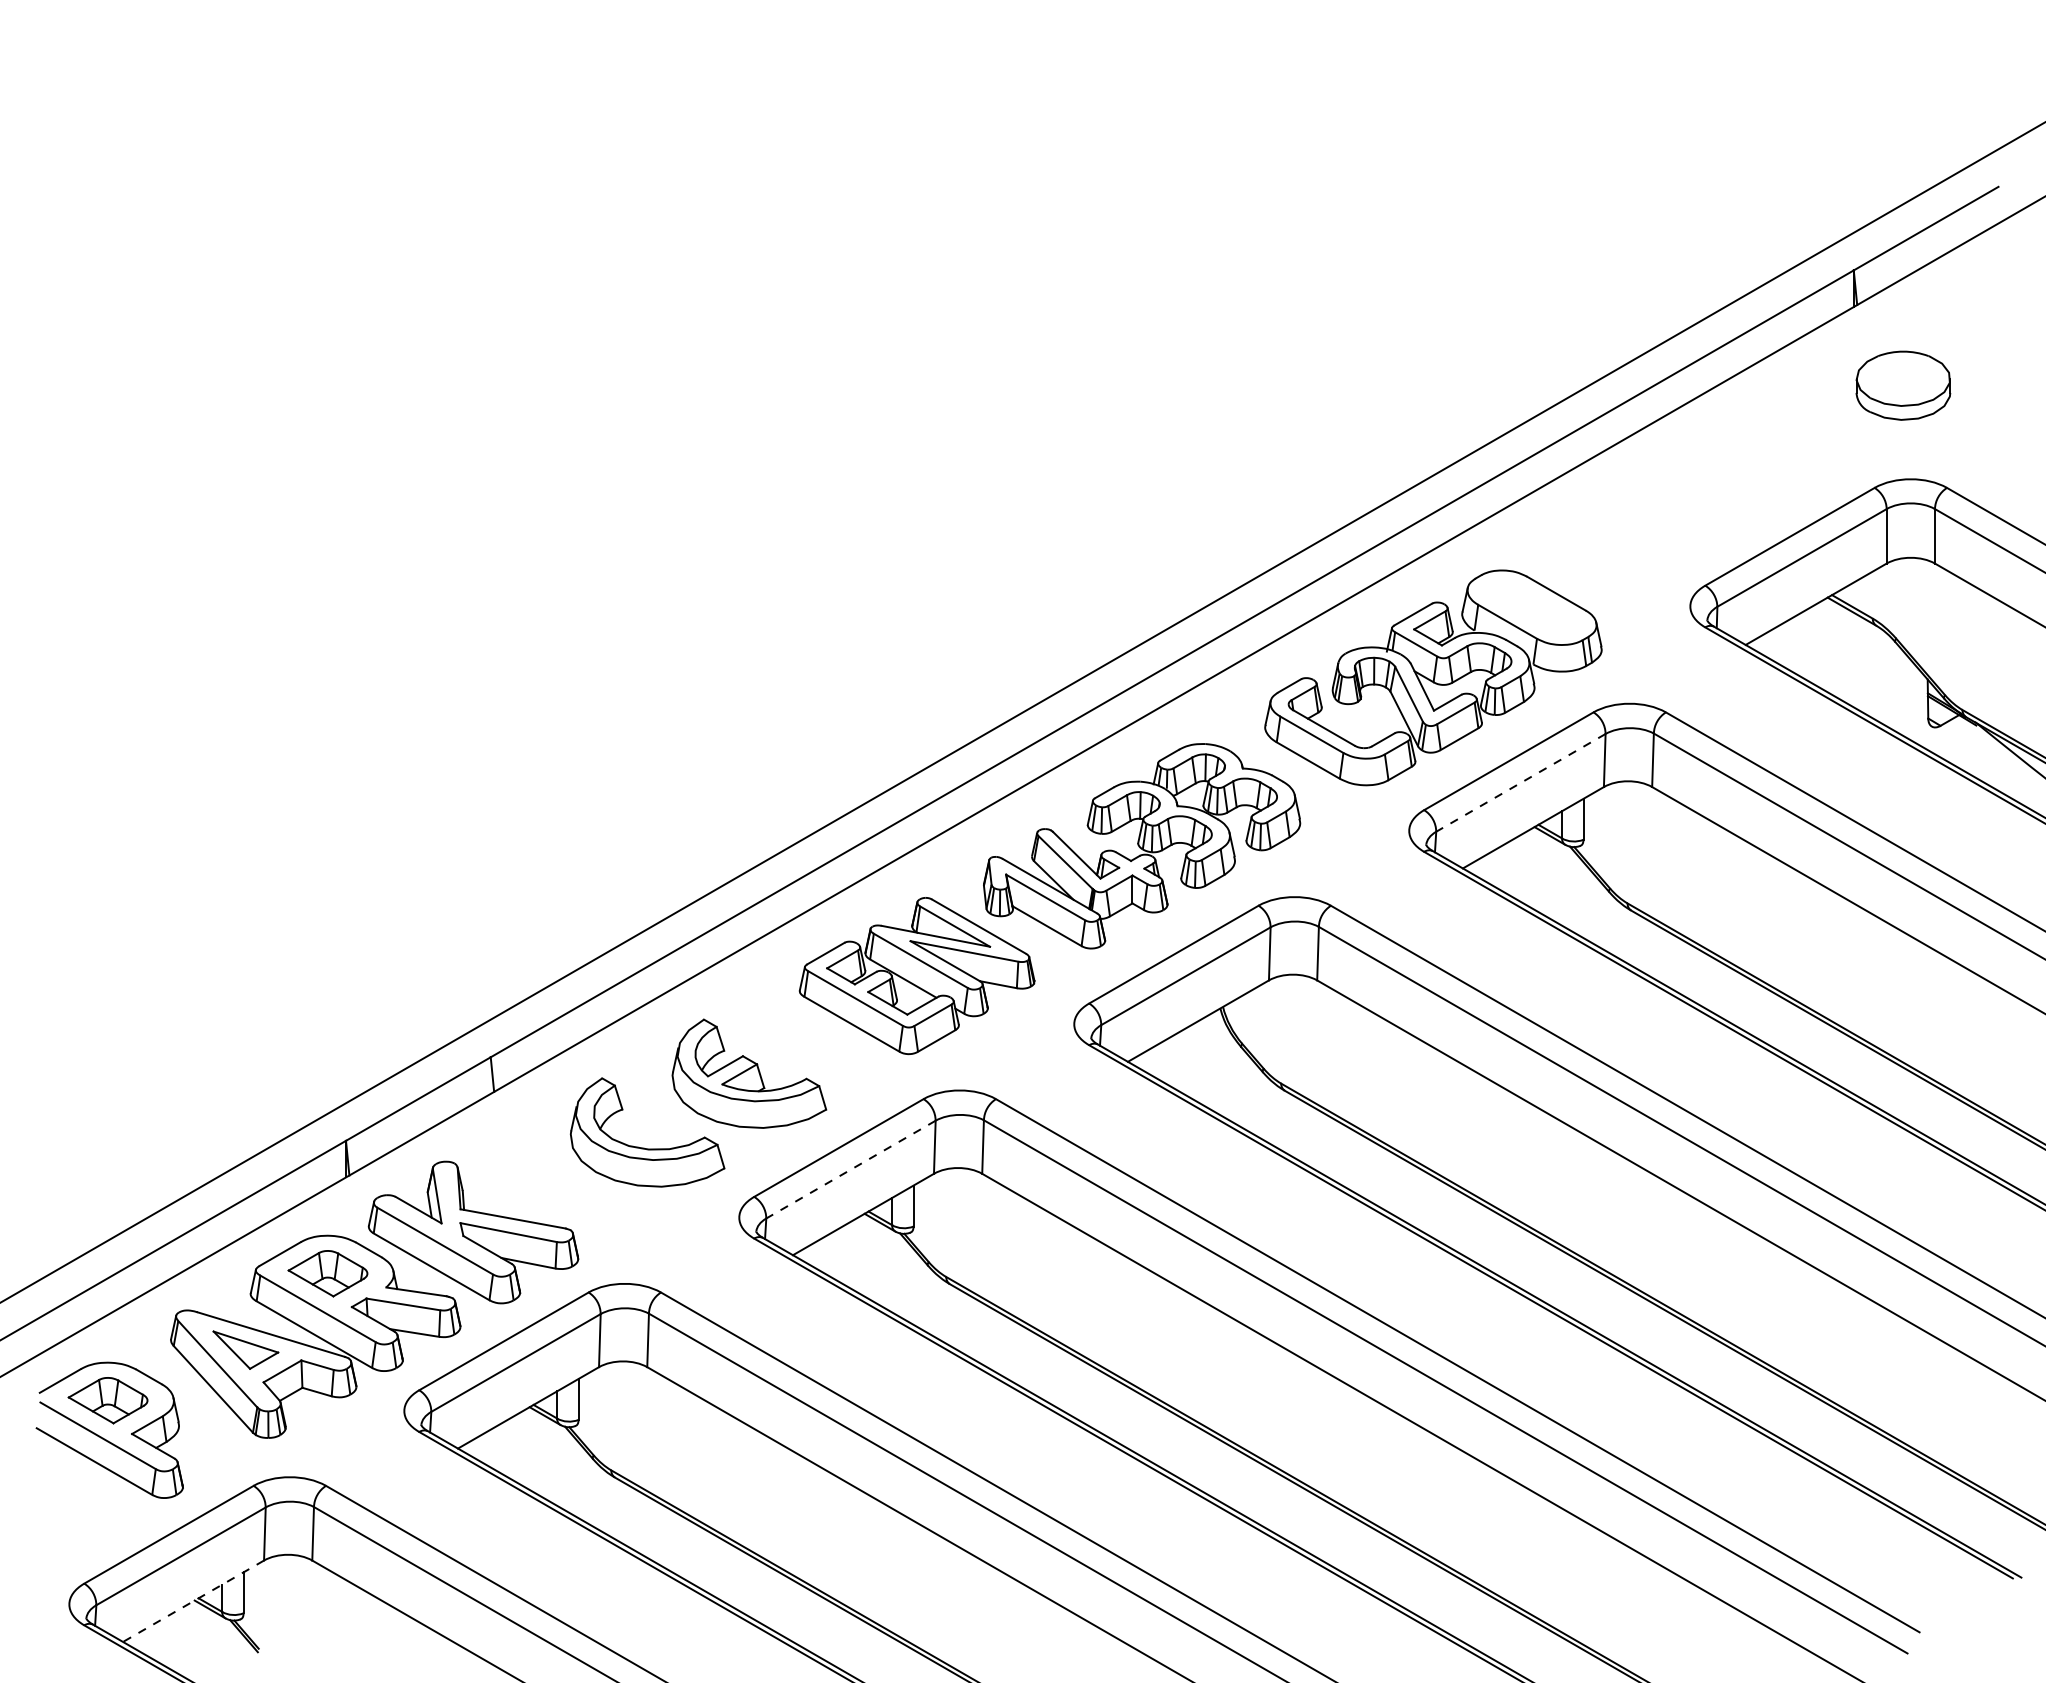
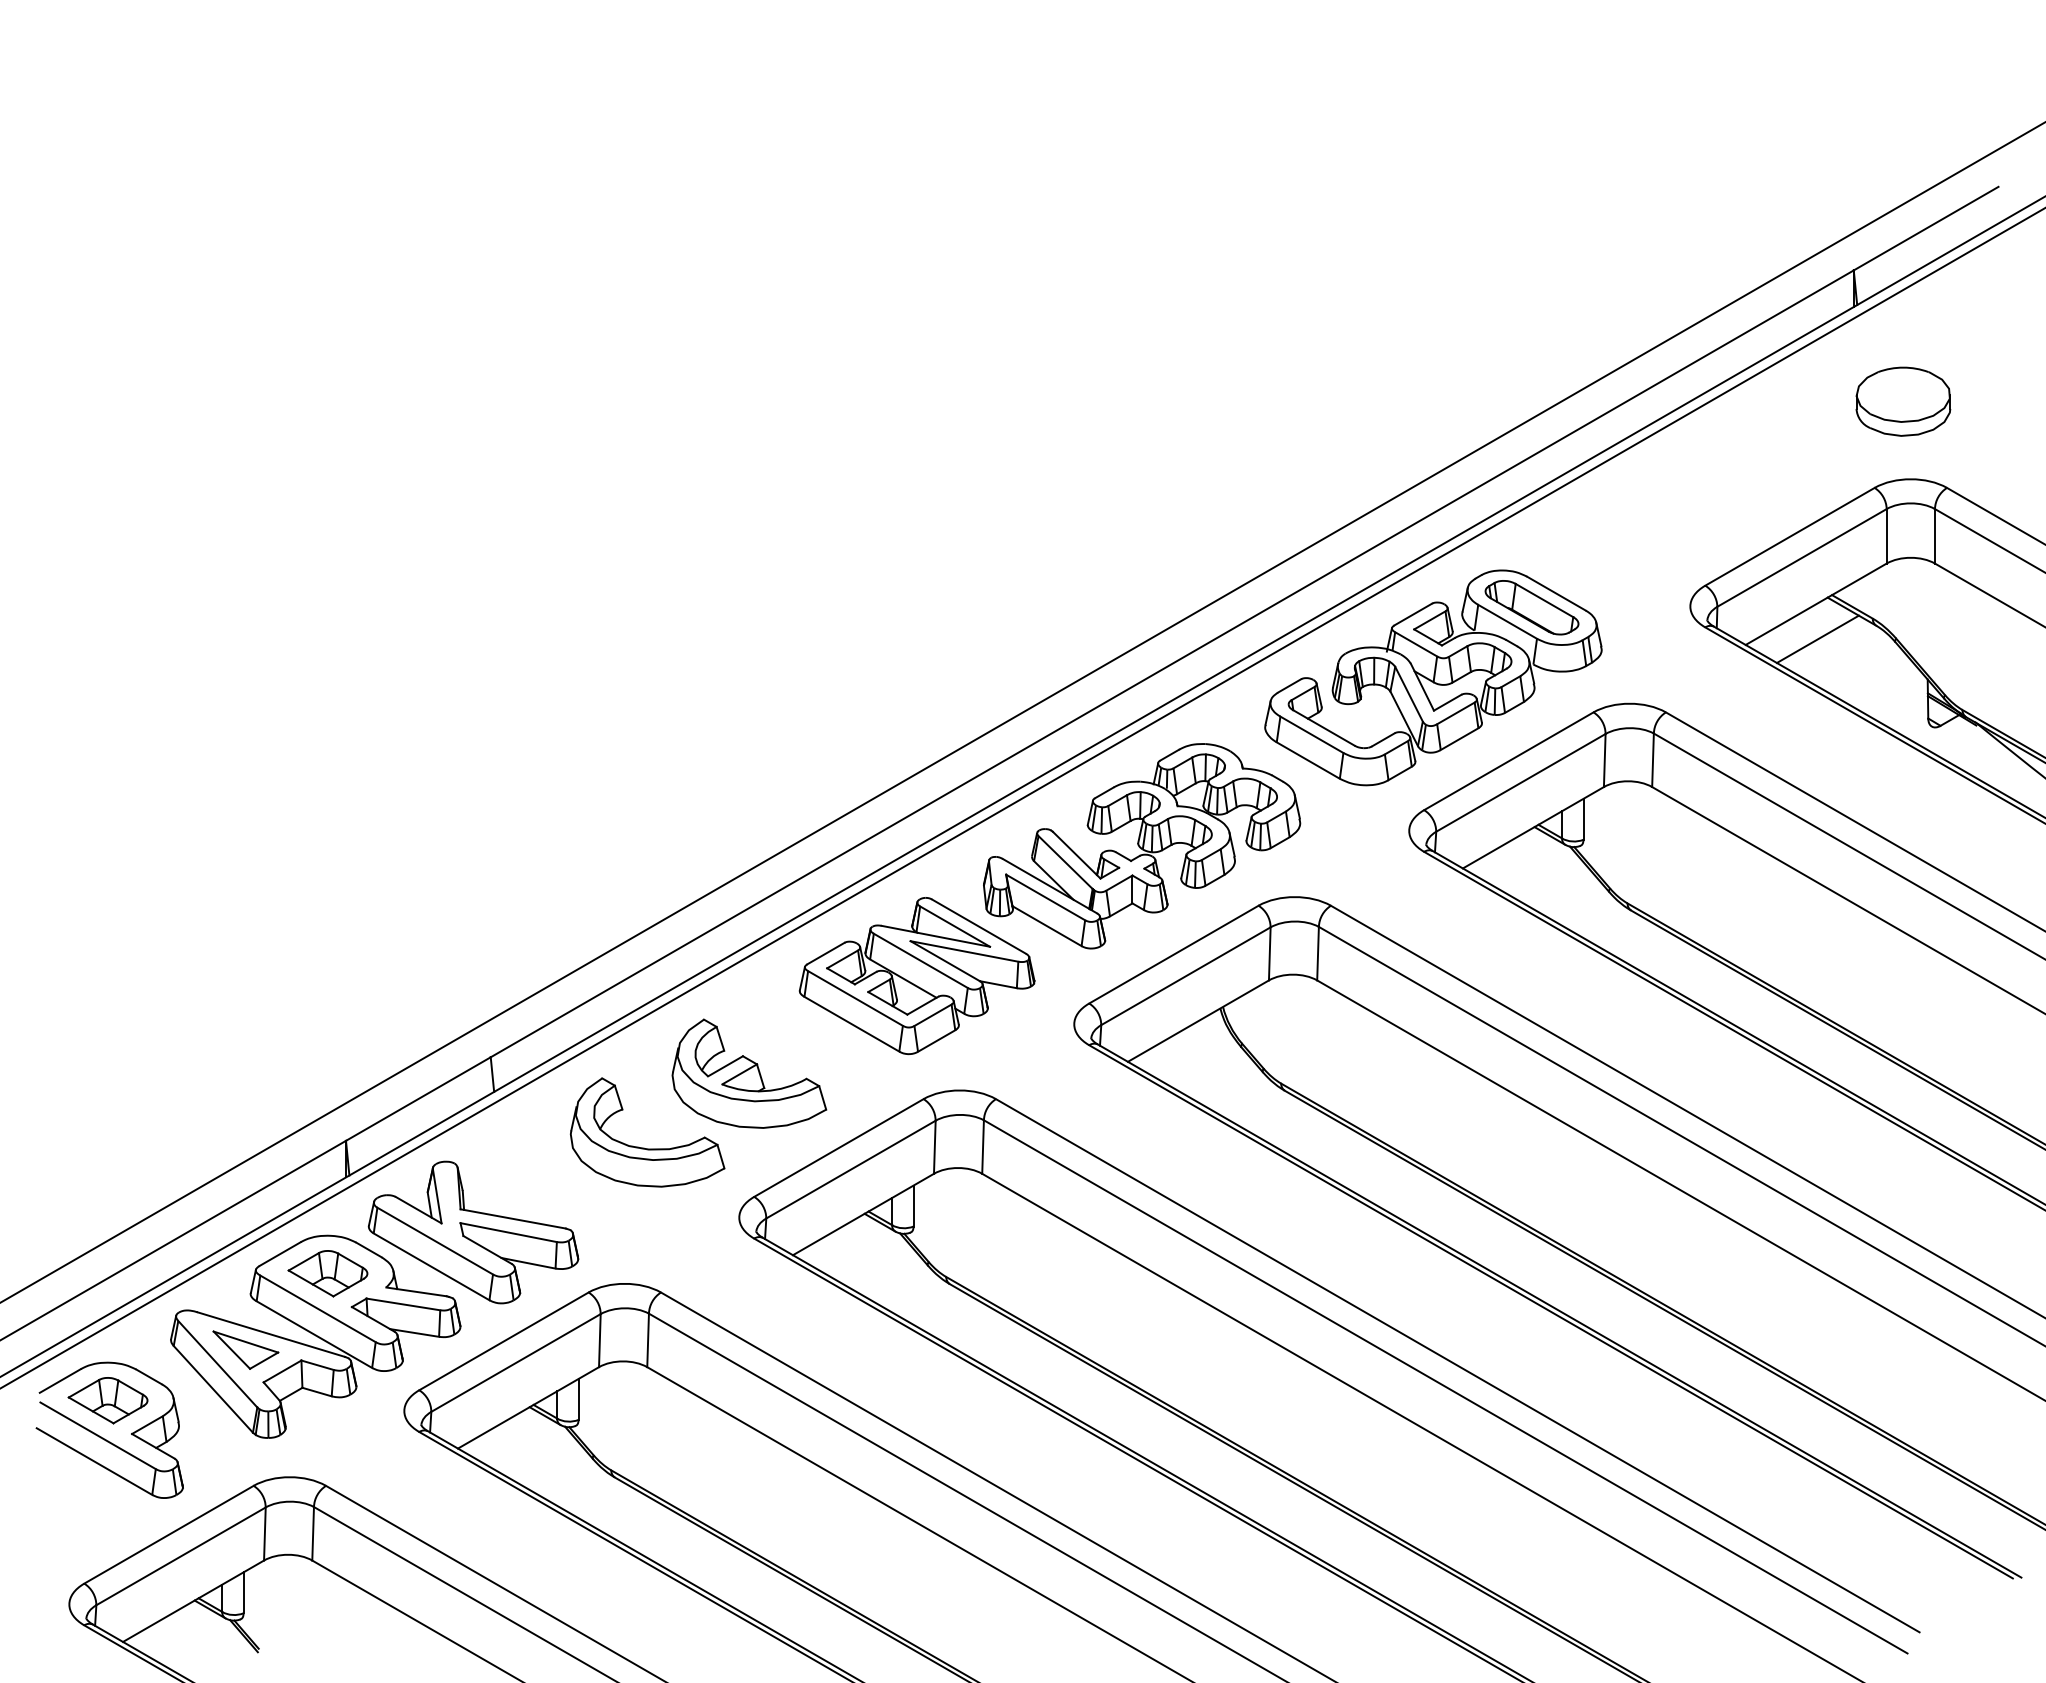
part position: (1903, 385) -> (1903, 401) (1903, 401)
part: none -> present (1531, 607)
line: none -> present (1817, 638)
line: dashed -> solid (1520, 782)
line: none -> present (1022, 798)
line: dashed -> solid (850, 1169)
line: dashed -> solid (193, 1601)
